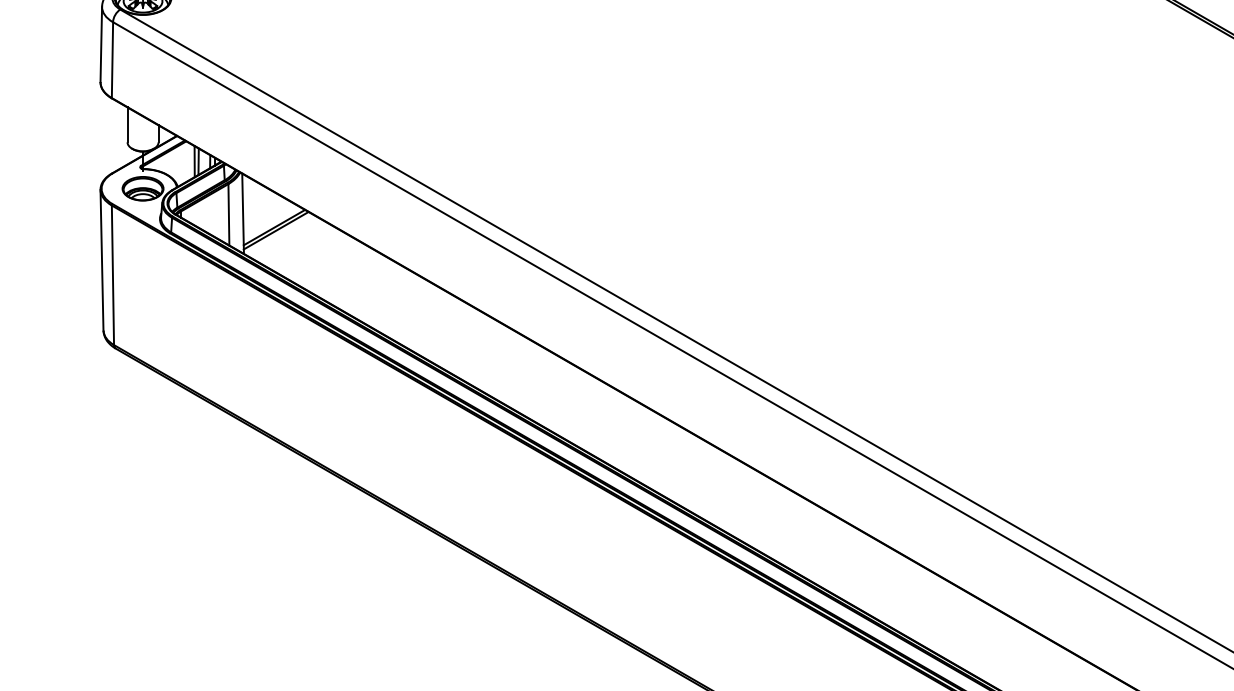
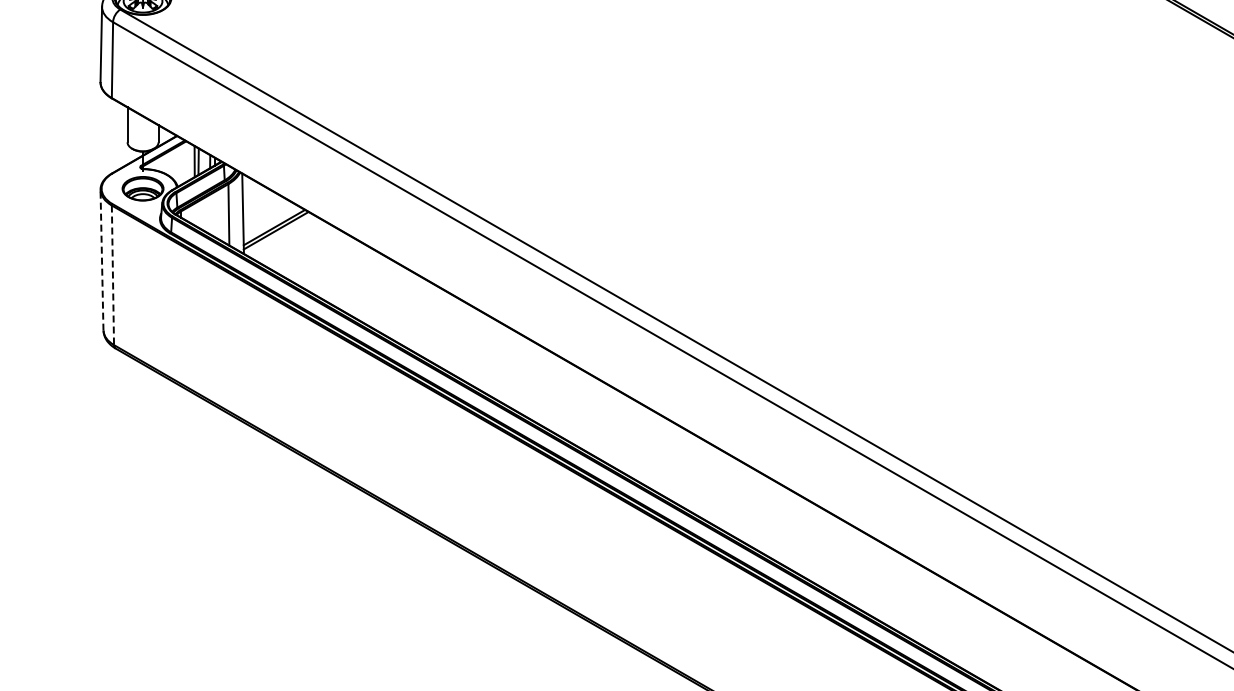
line: solid -> dashed (102, 259)
line: solid -> dashed (112, 275)
